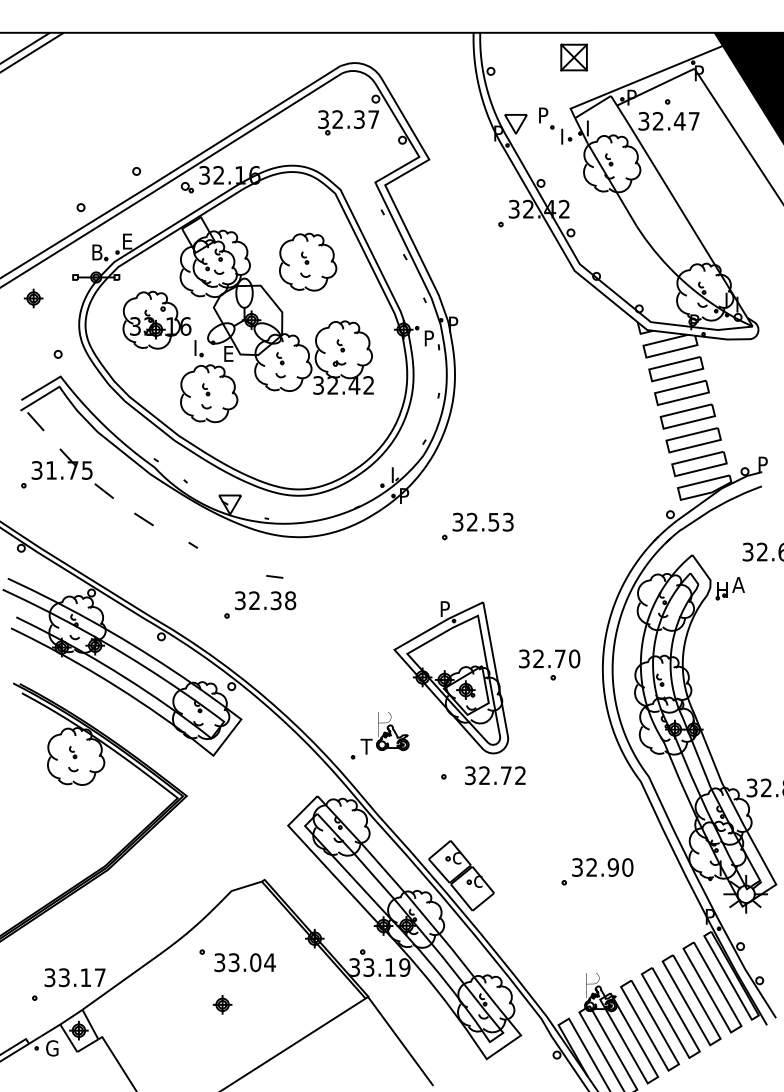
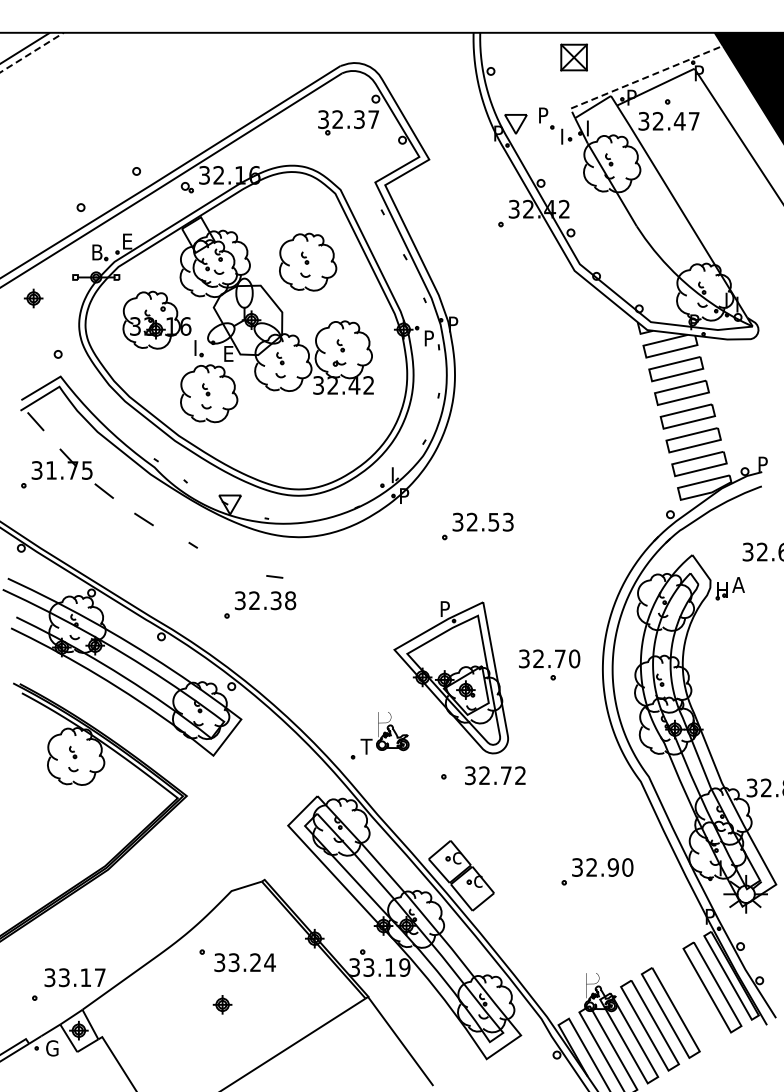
line: solid -> dashed (33, 51)
line: solid -> dashed (641, 79)
text: 33.04 -> 33.24 (255, 962)
part: present -> none (691, 1000)
